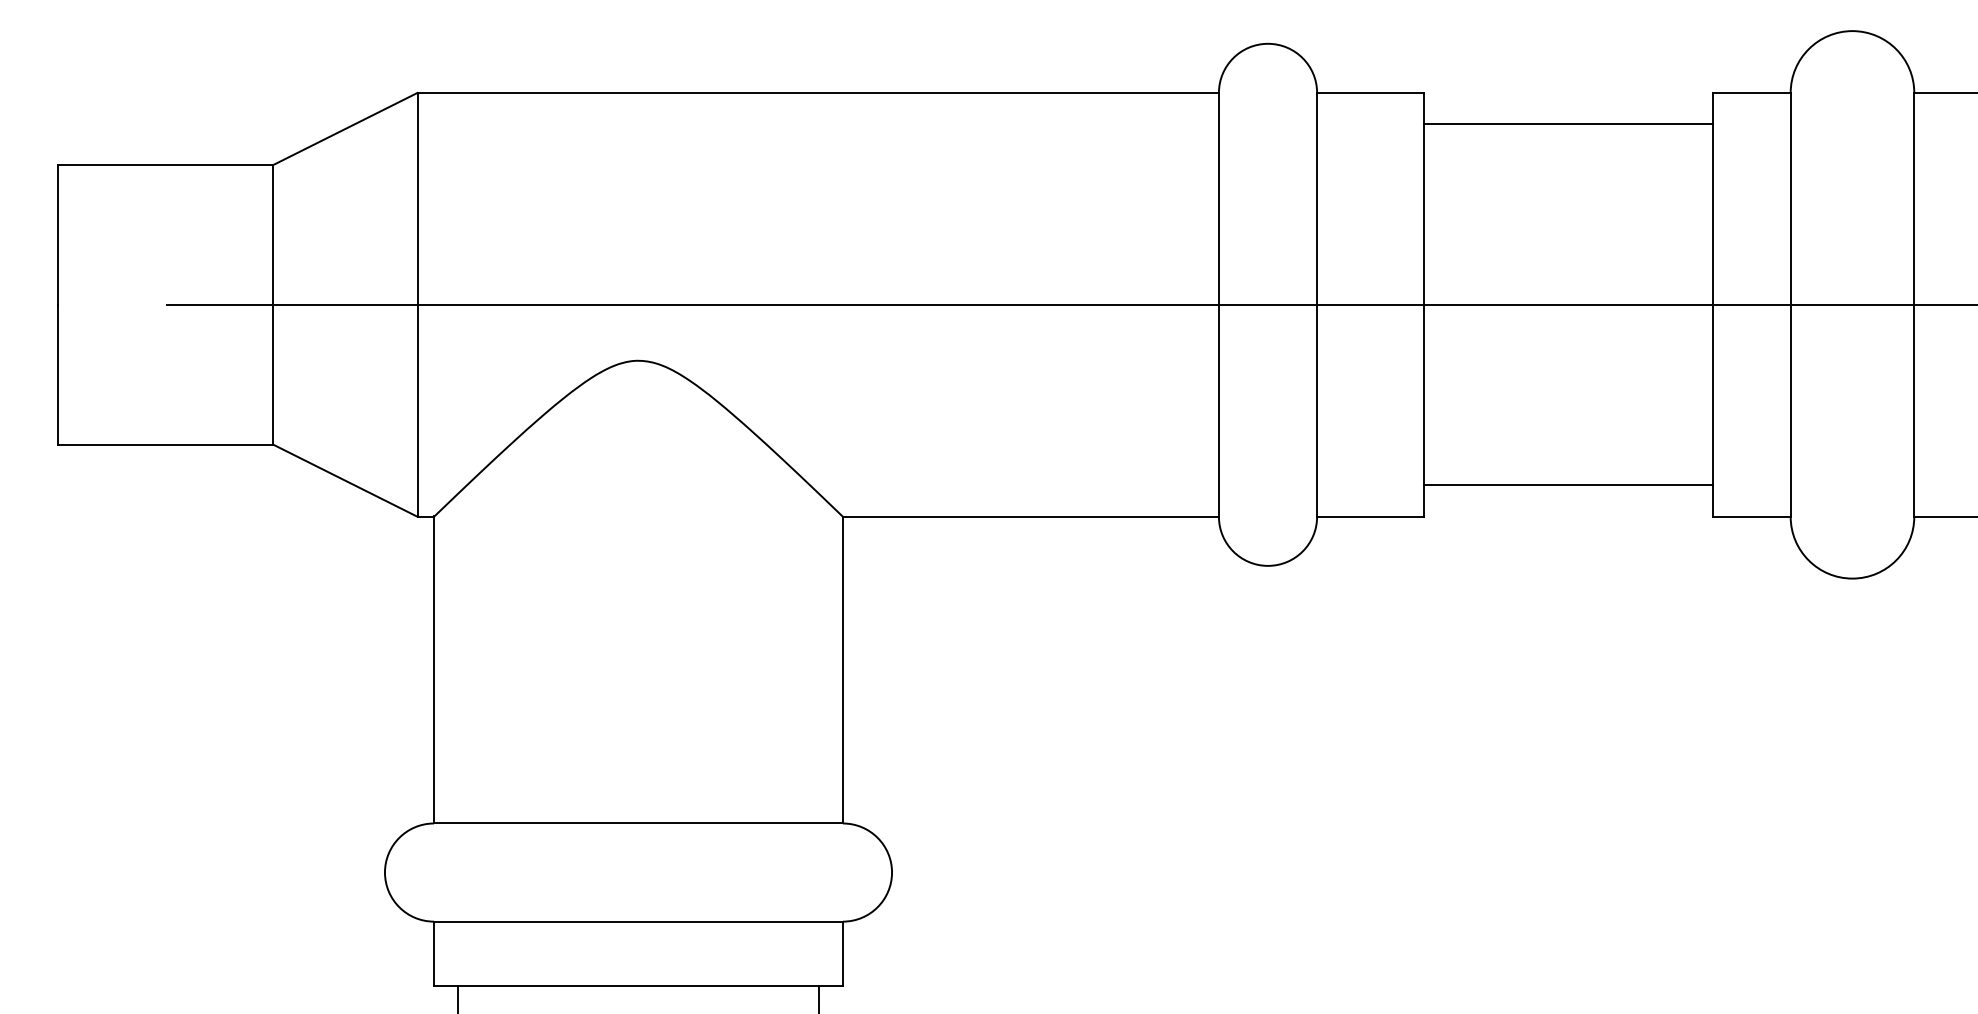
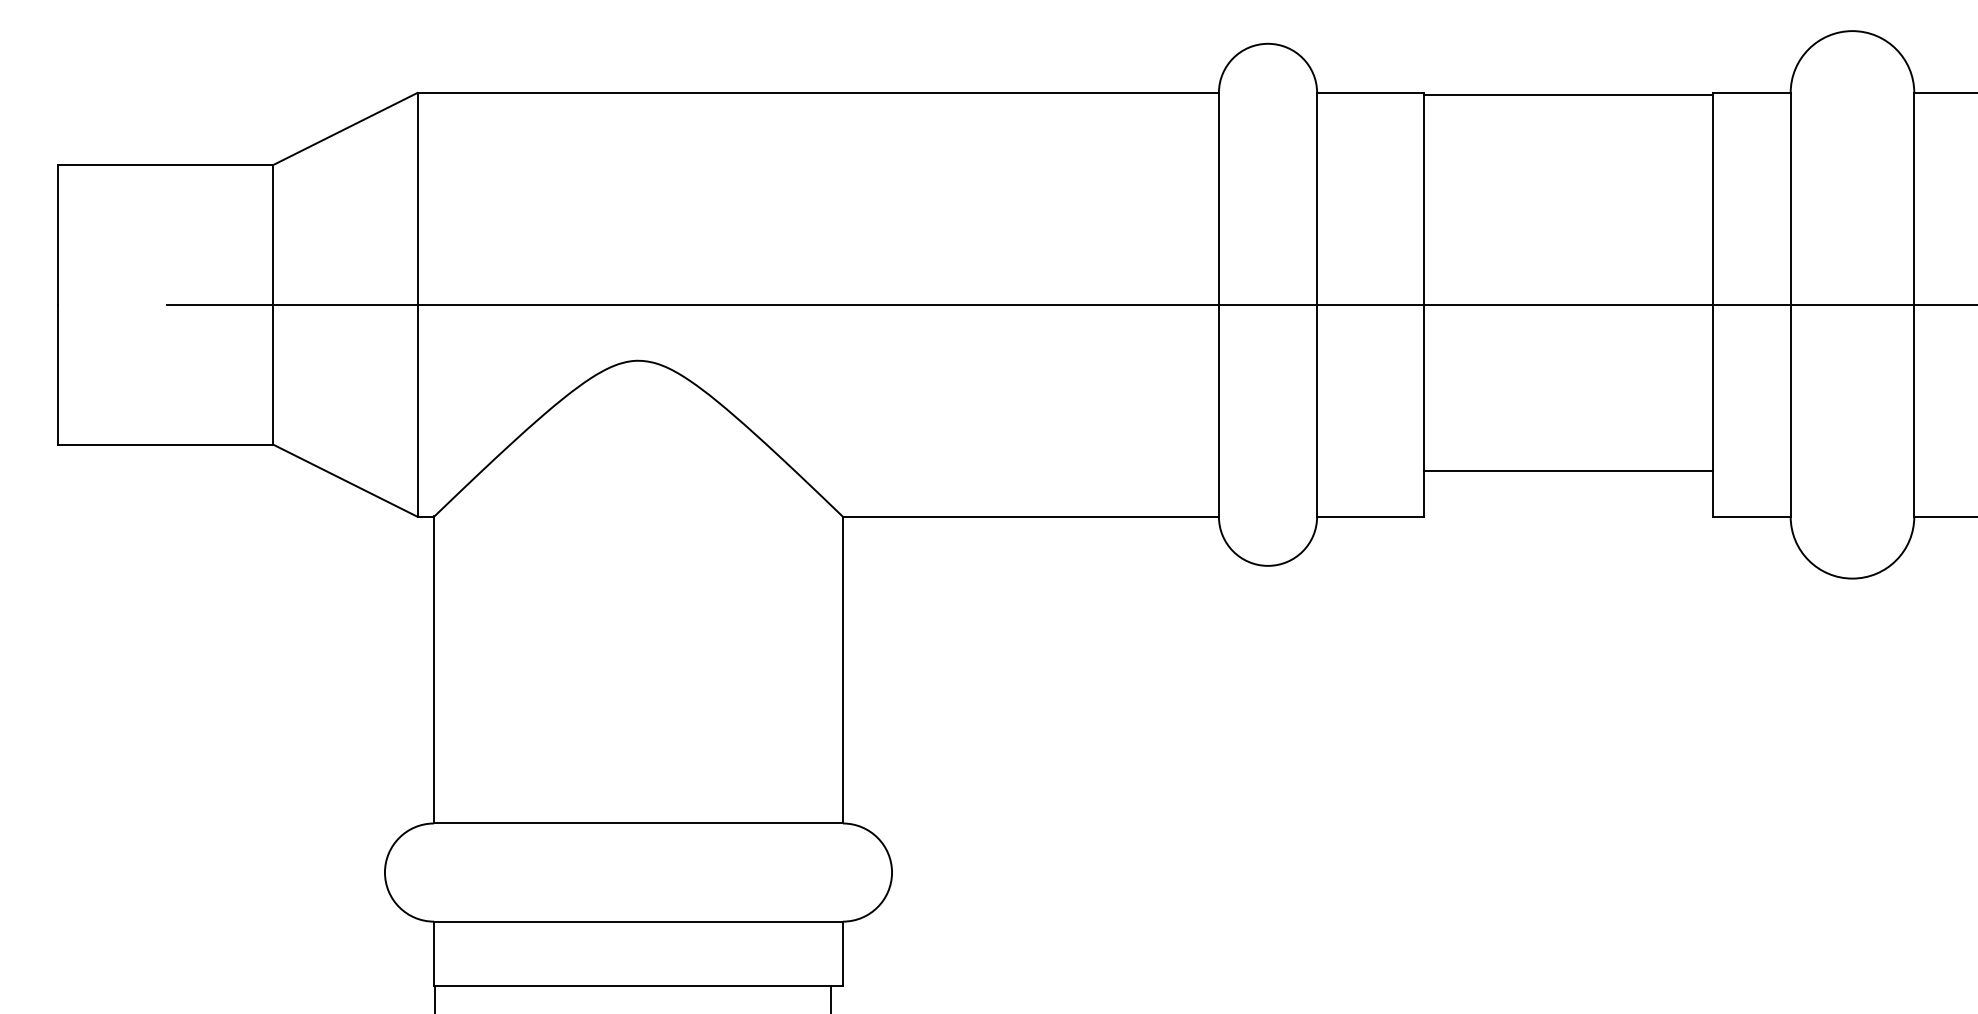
line position: (1567, 124) -> (1567, 95) (1567, 95)
line position: (1567, 485) -> (1567, 471) (1567, 471)
line position: (458, 998) -> (435, 998) (435, 998)
line position: (818, 998) -> (830, 998) (830, 998)
